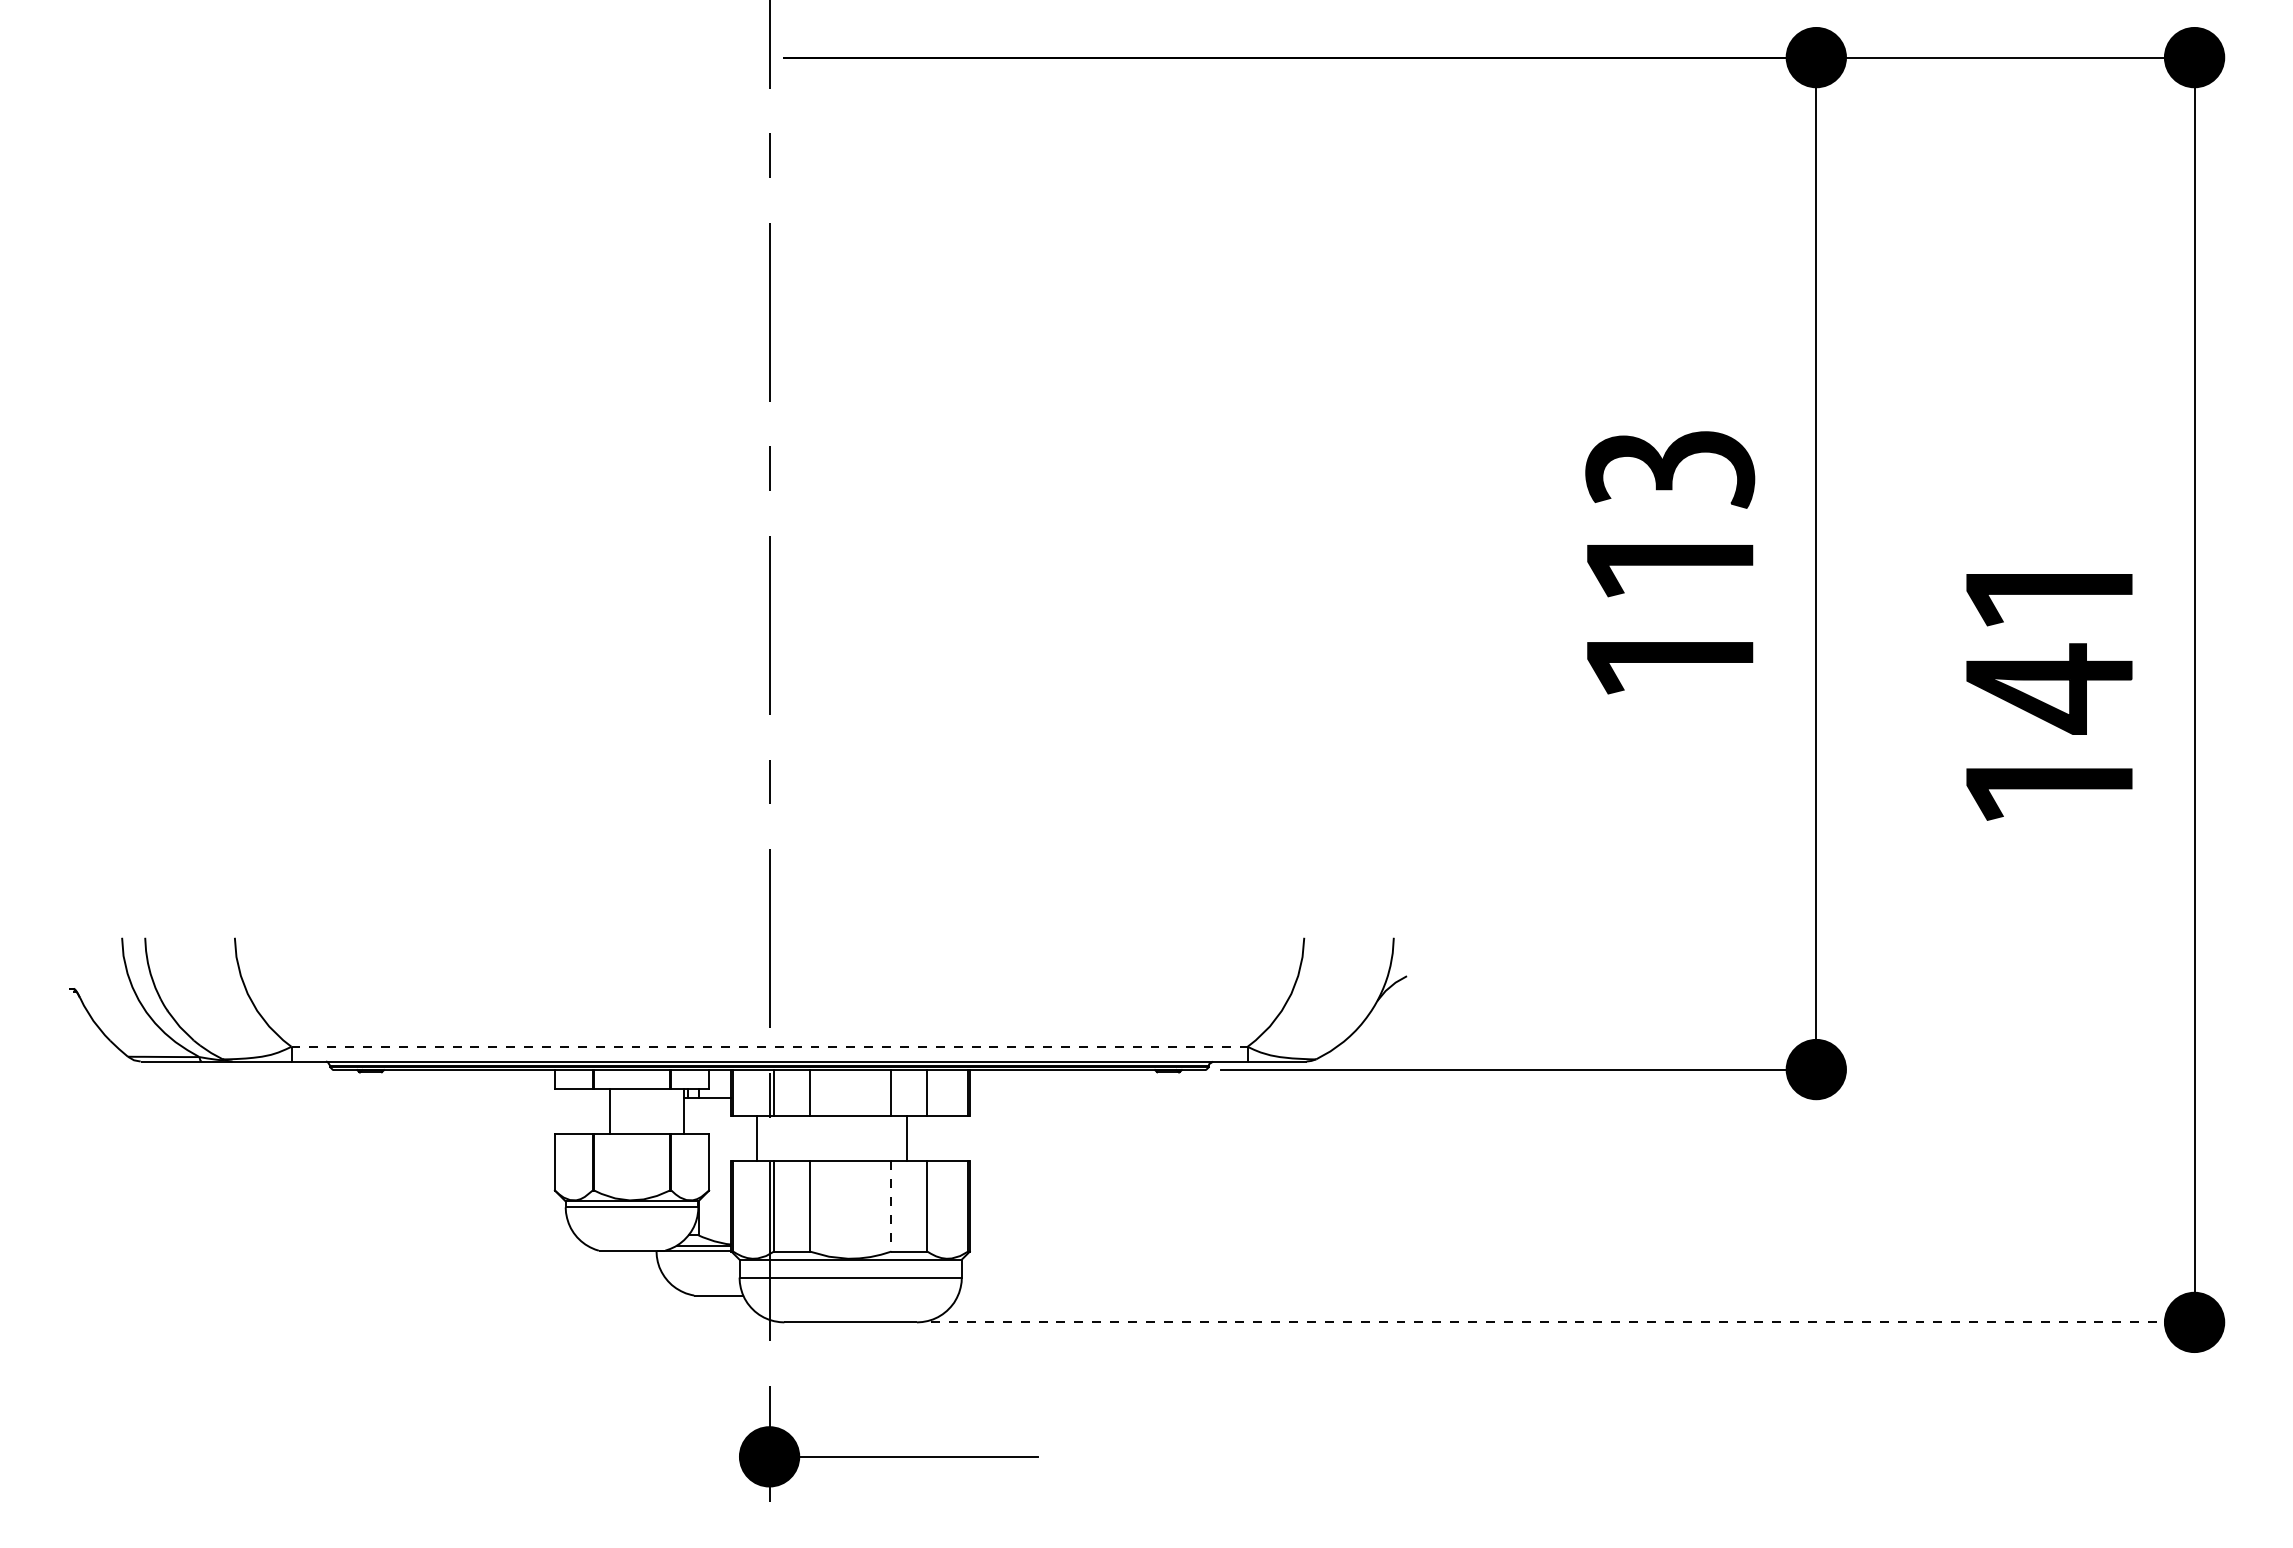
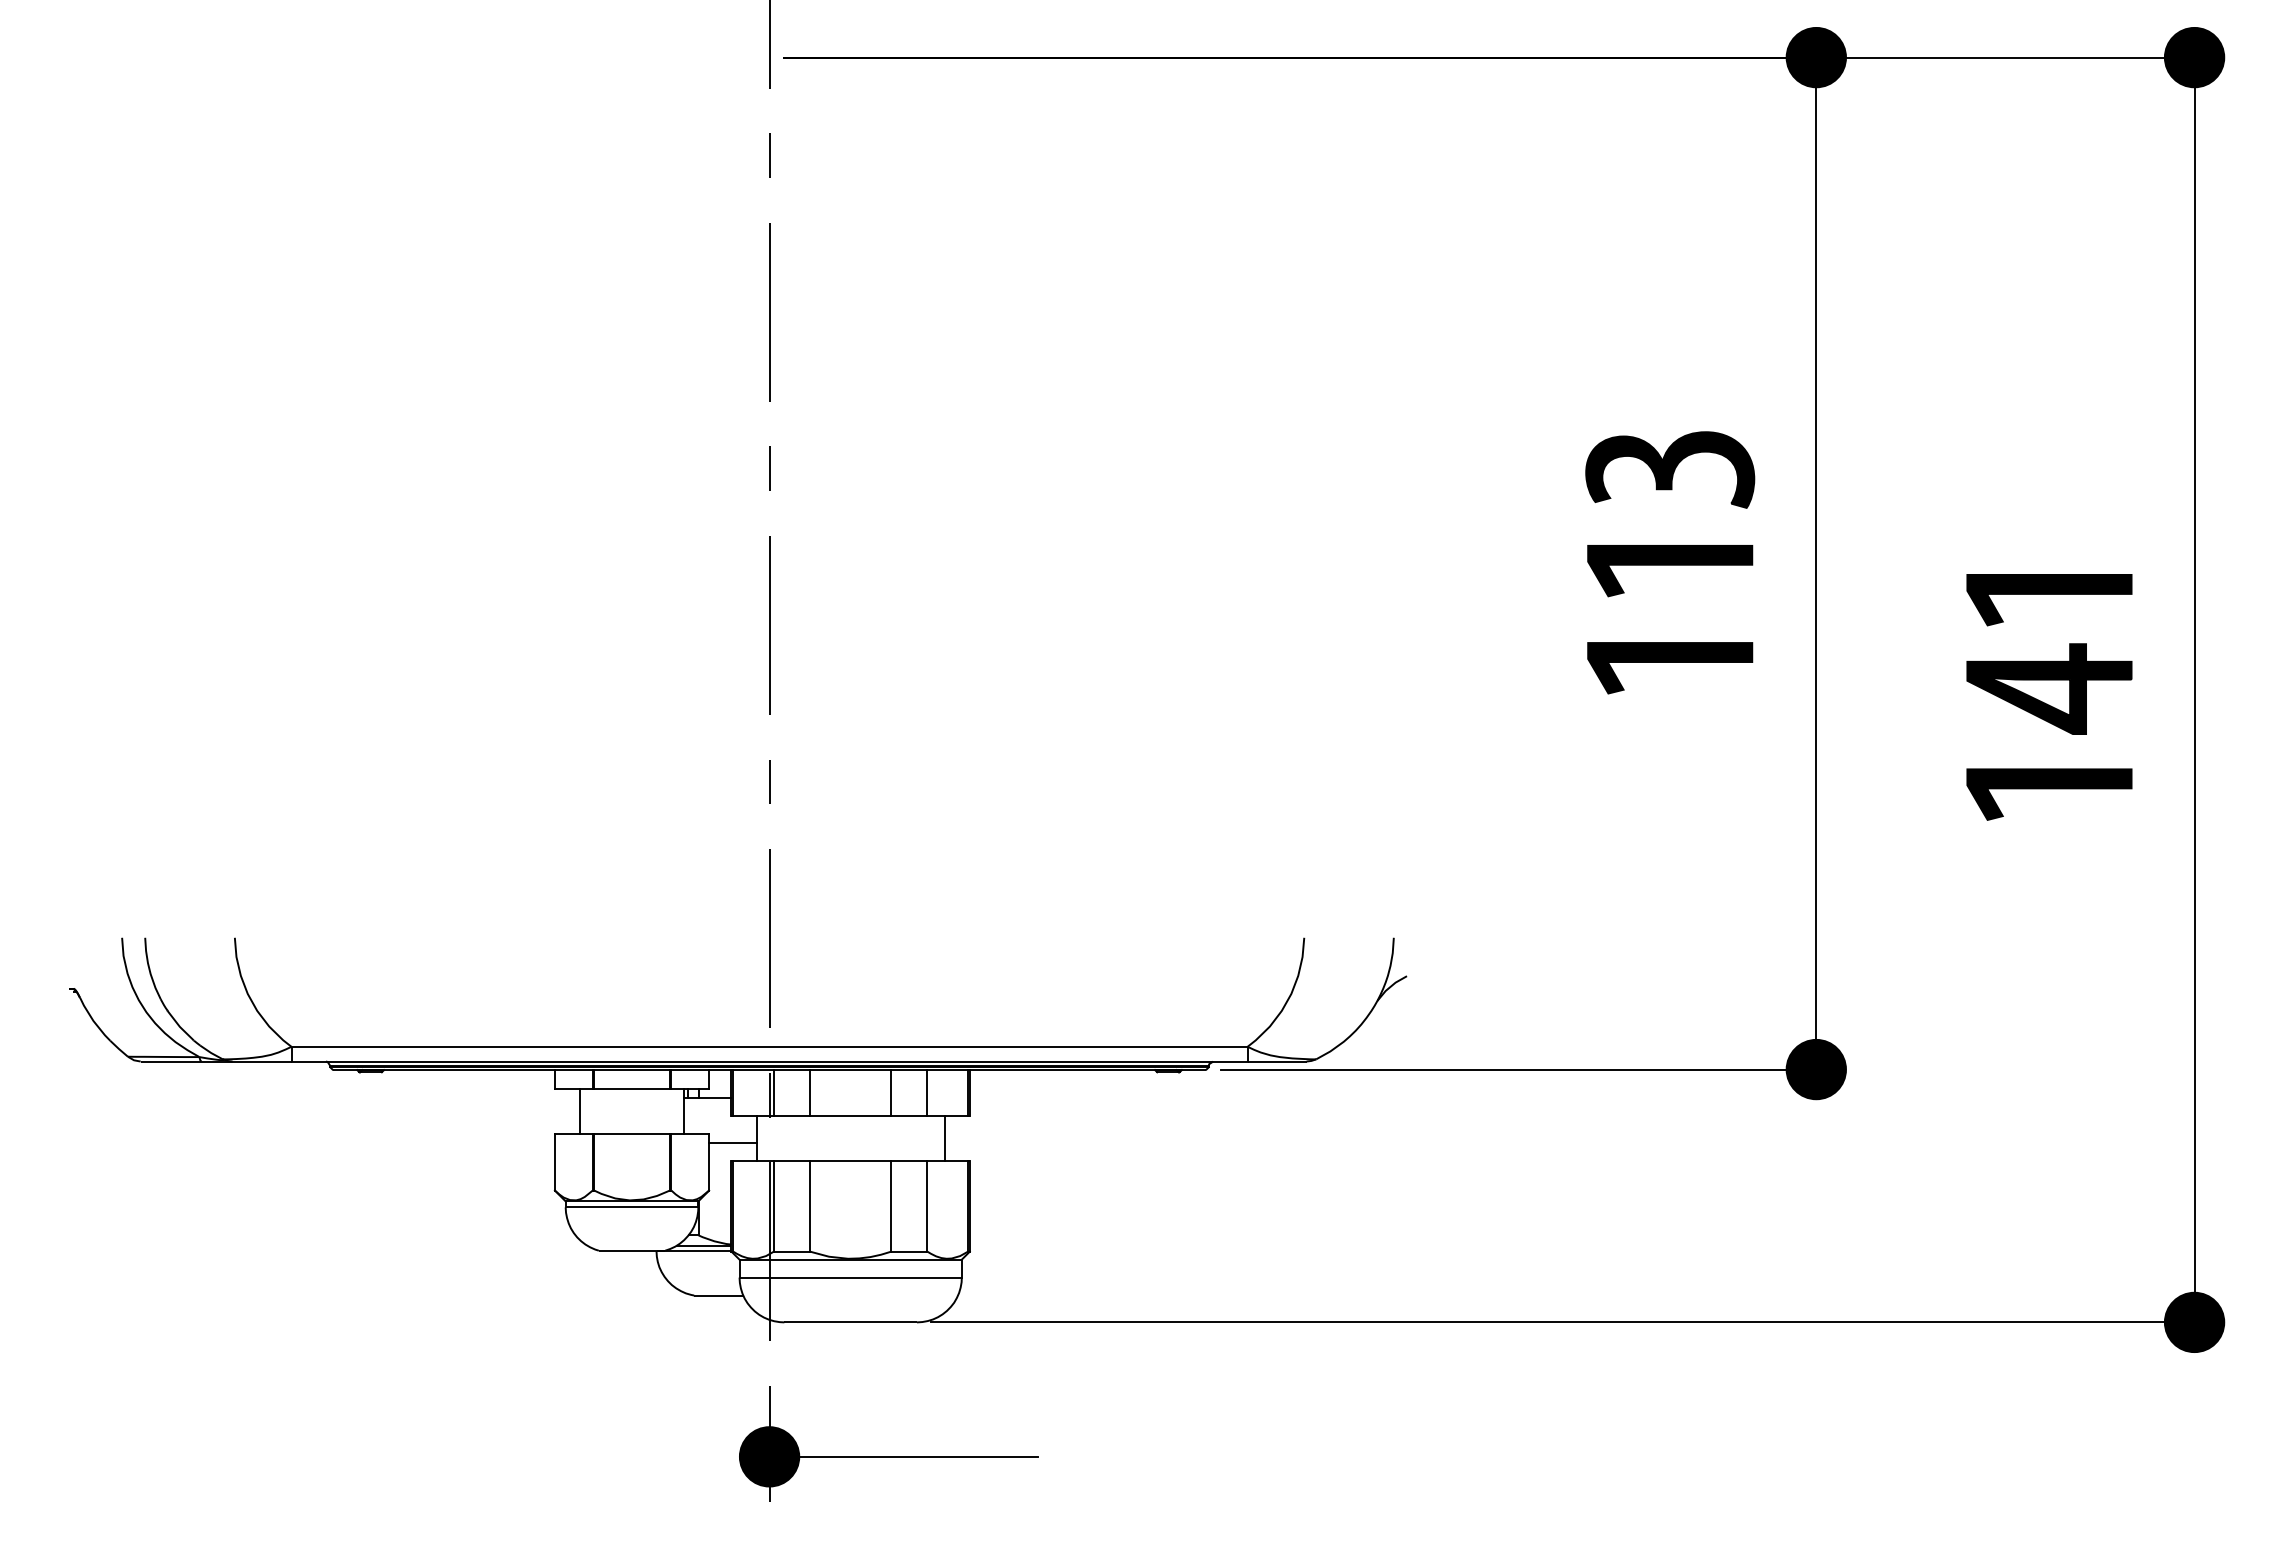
line: dashed -> solid (770, 1046)
line position: (610, 1111) -> (580, 1111) (580, 1111)
line position: (906, 1138) -> (944, 1138) (944, 1138)
line: none -> present (732, 1143)
line: dashed -> solid (891, 1206)
line: dashed -> solid (1562, 1322)
